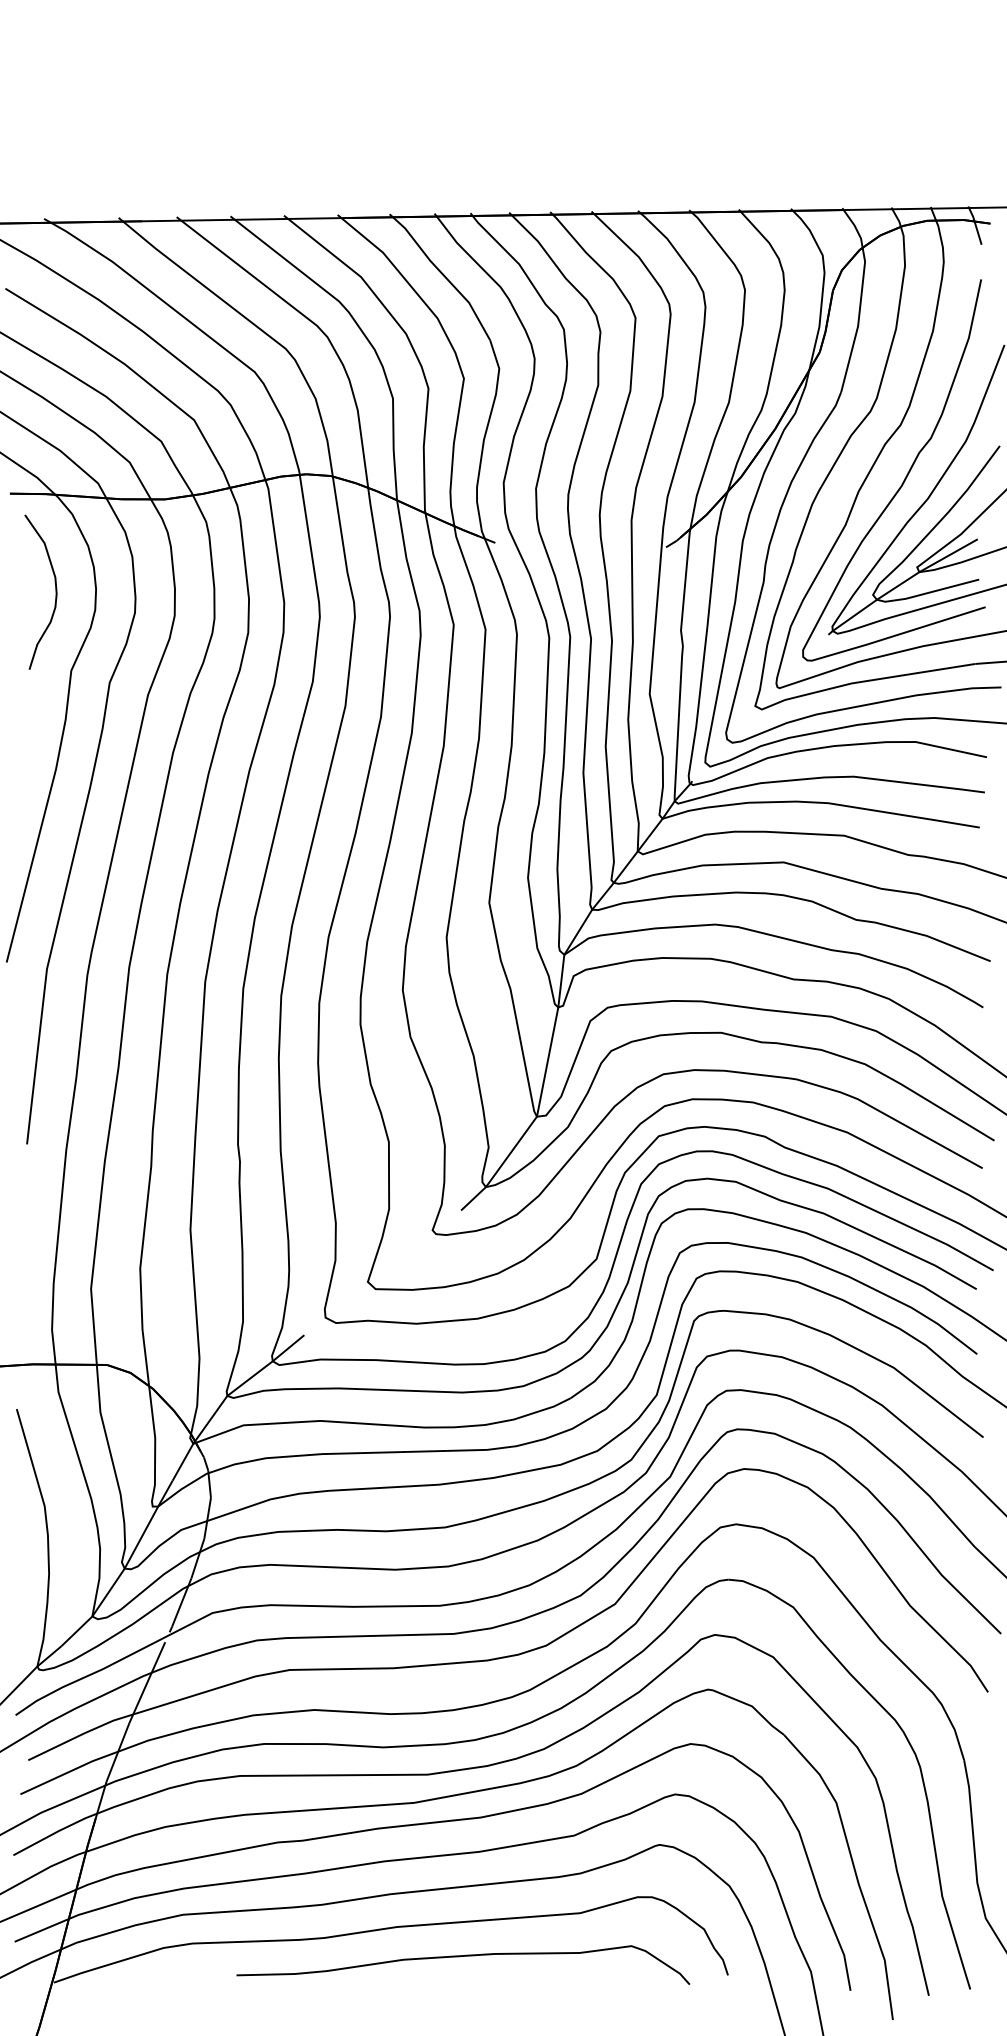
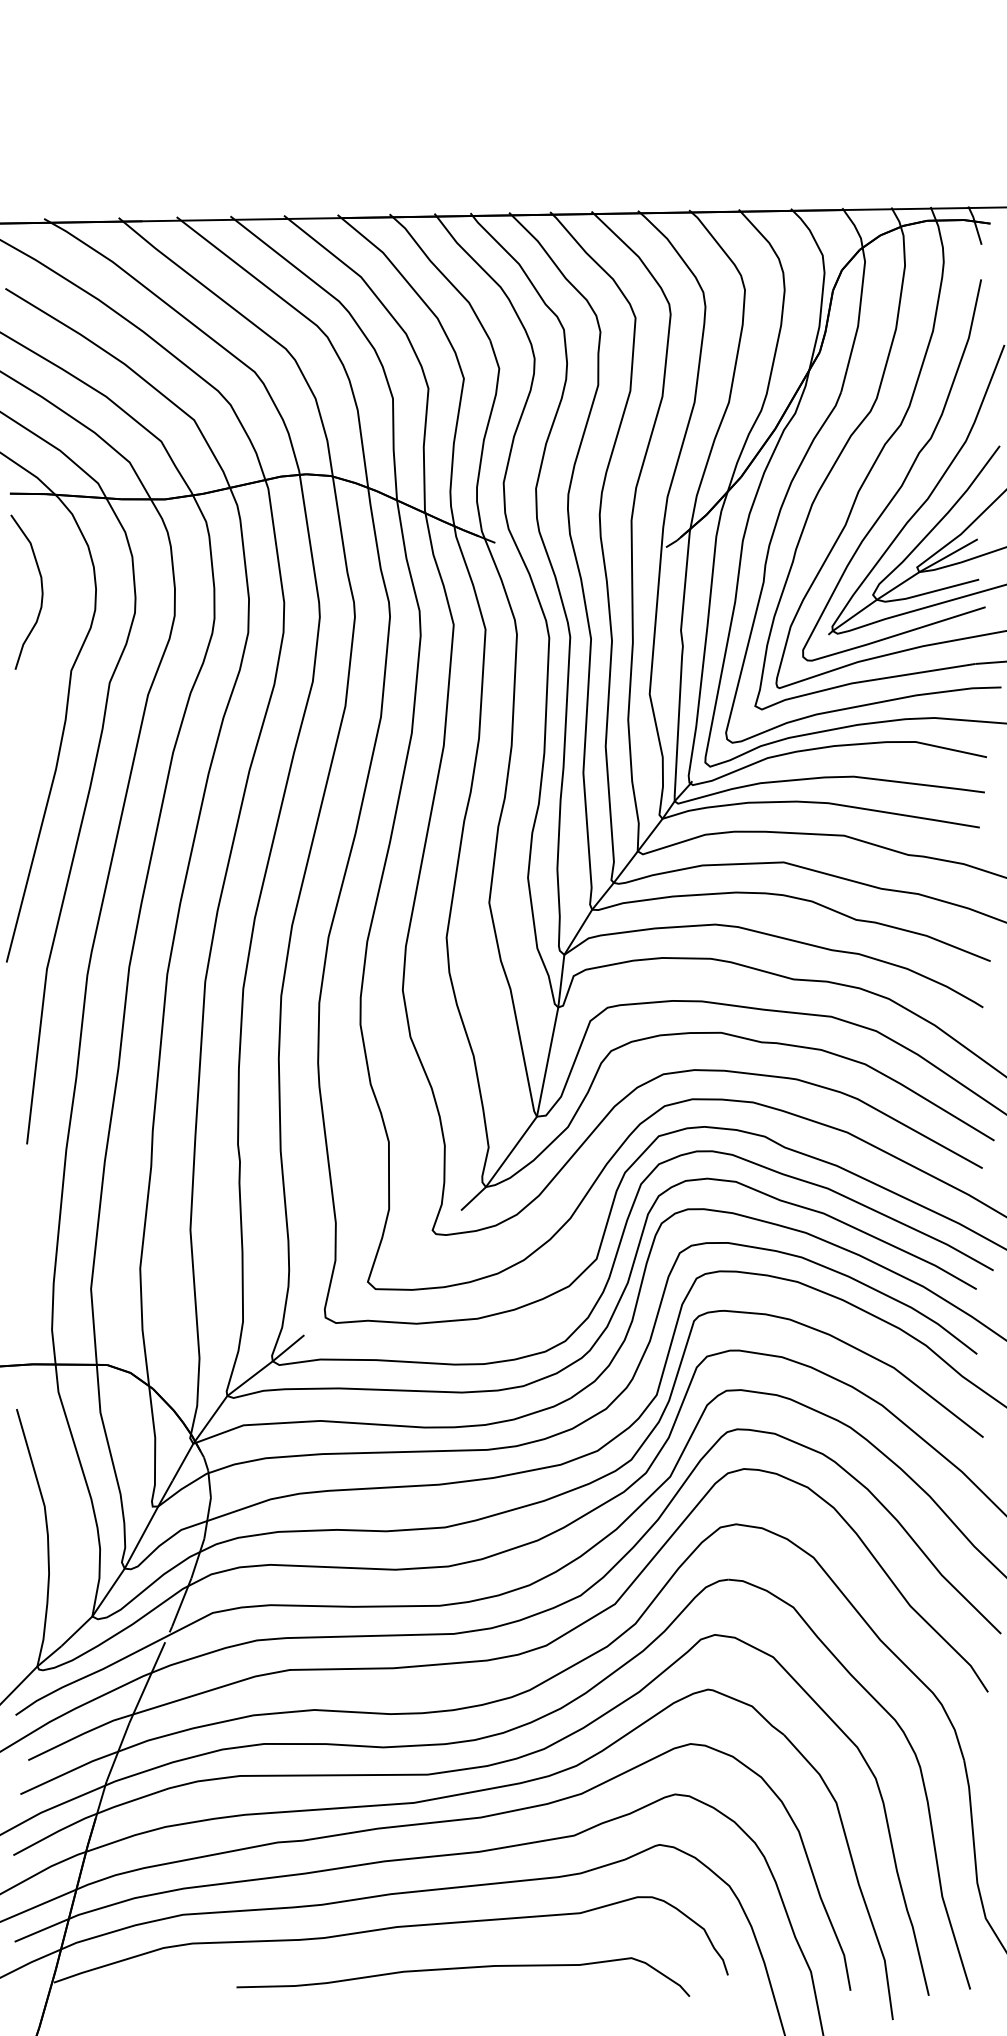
curve position: (55, 591) -> (41, 591) (41, 591)
curve position: (463, 1956) -> (463, 1968) (463, 1968)
